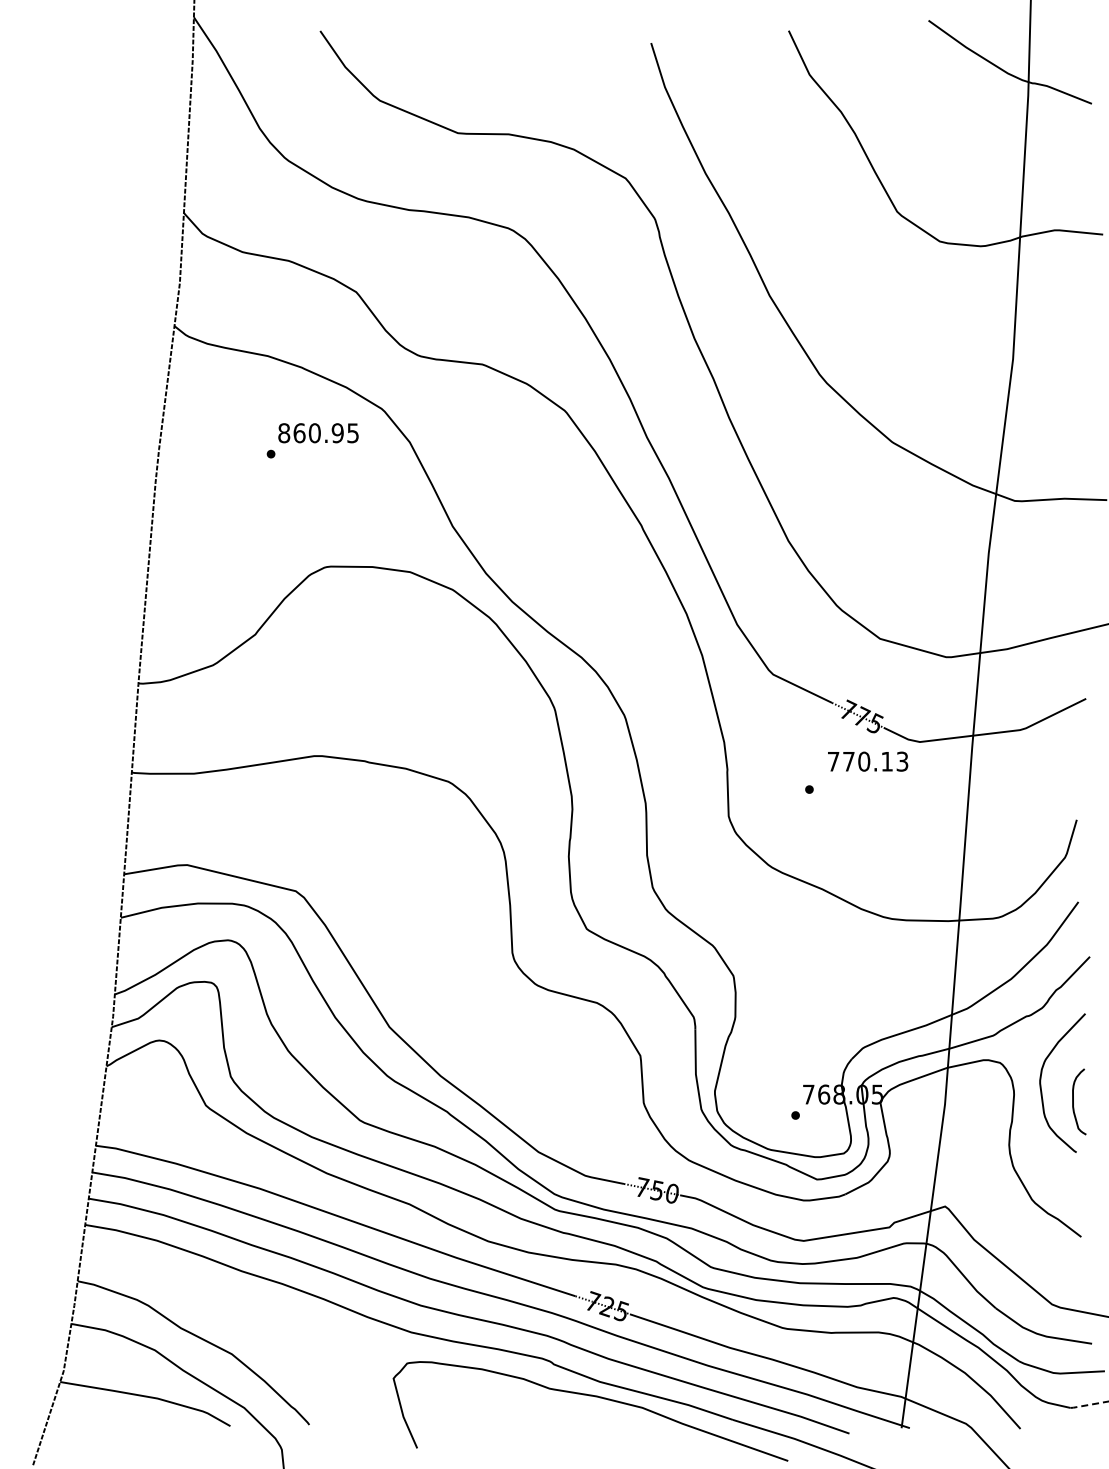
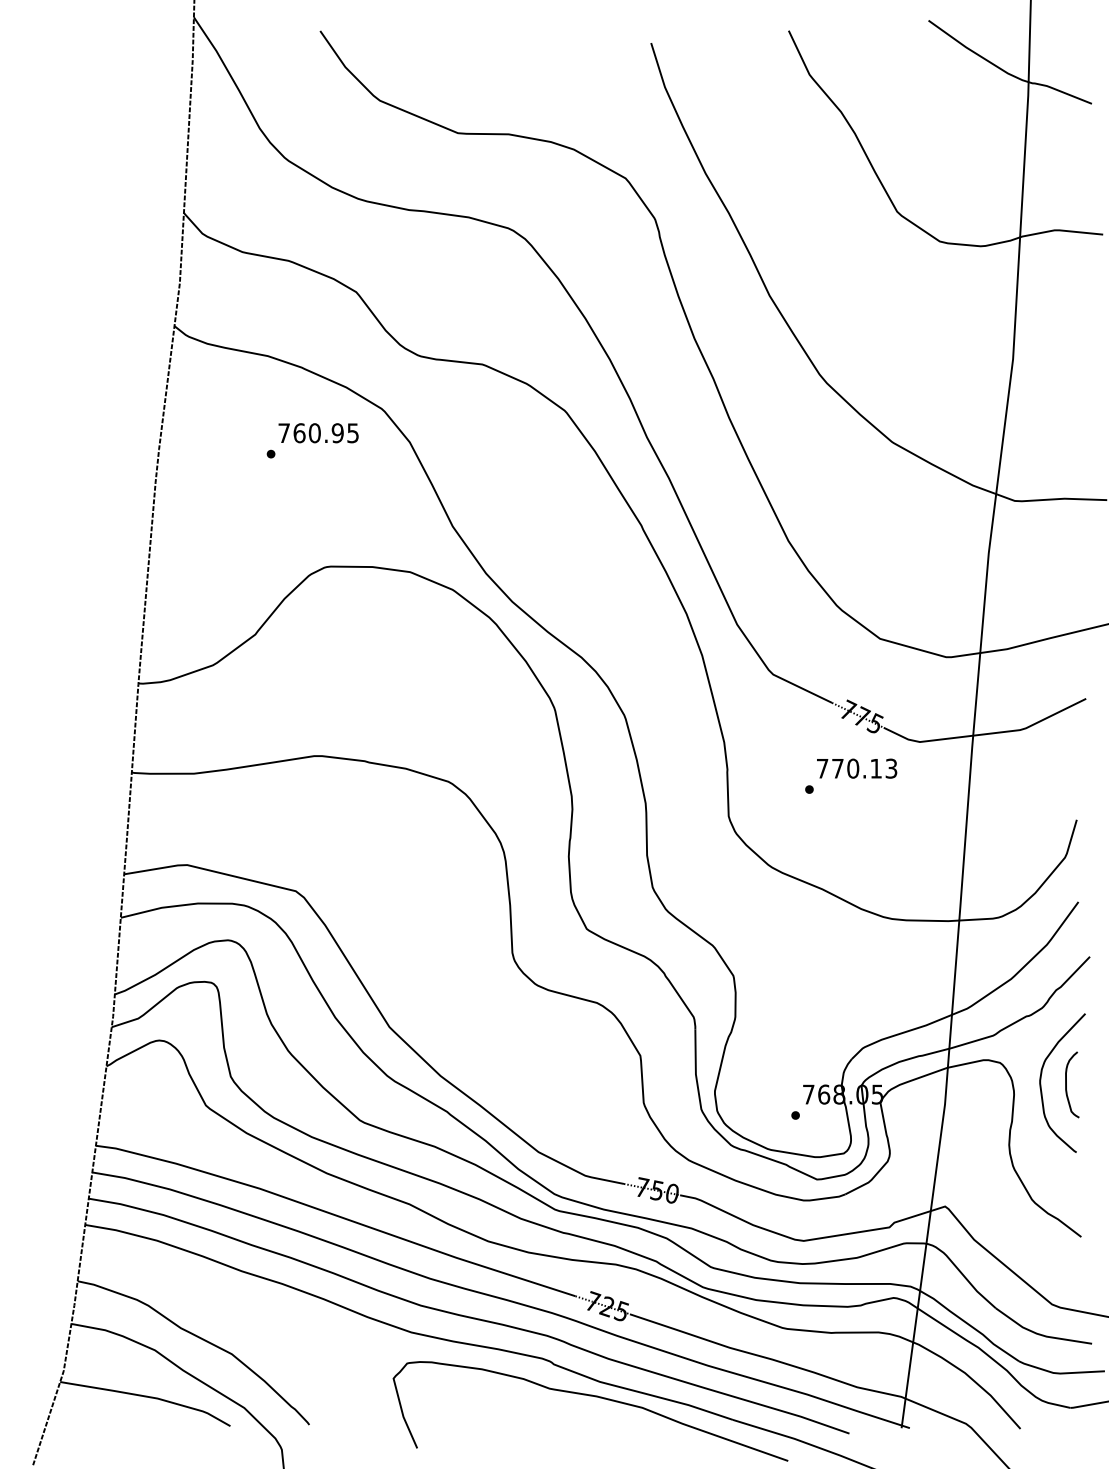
text: 860.95 -> 760.95 (284, 433)
text position: (868, 761) -> (857, 768) (857, 768)
curve position: (1073, 1101) -> (1066, 1084) (1066, 1084)
line: dashed -> solid (1088, 1404)
